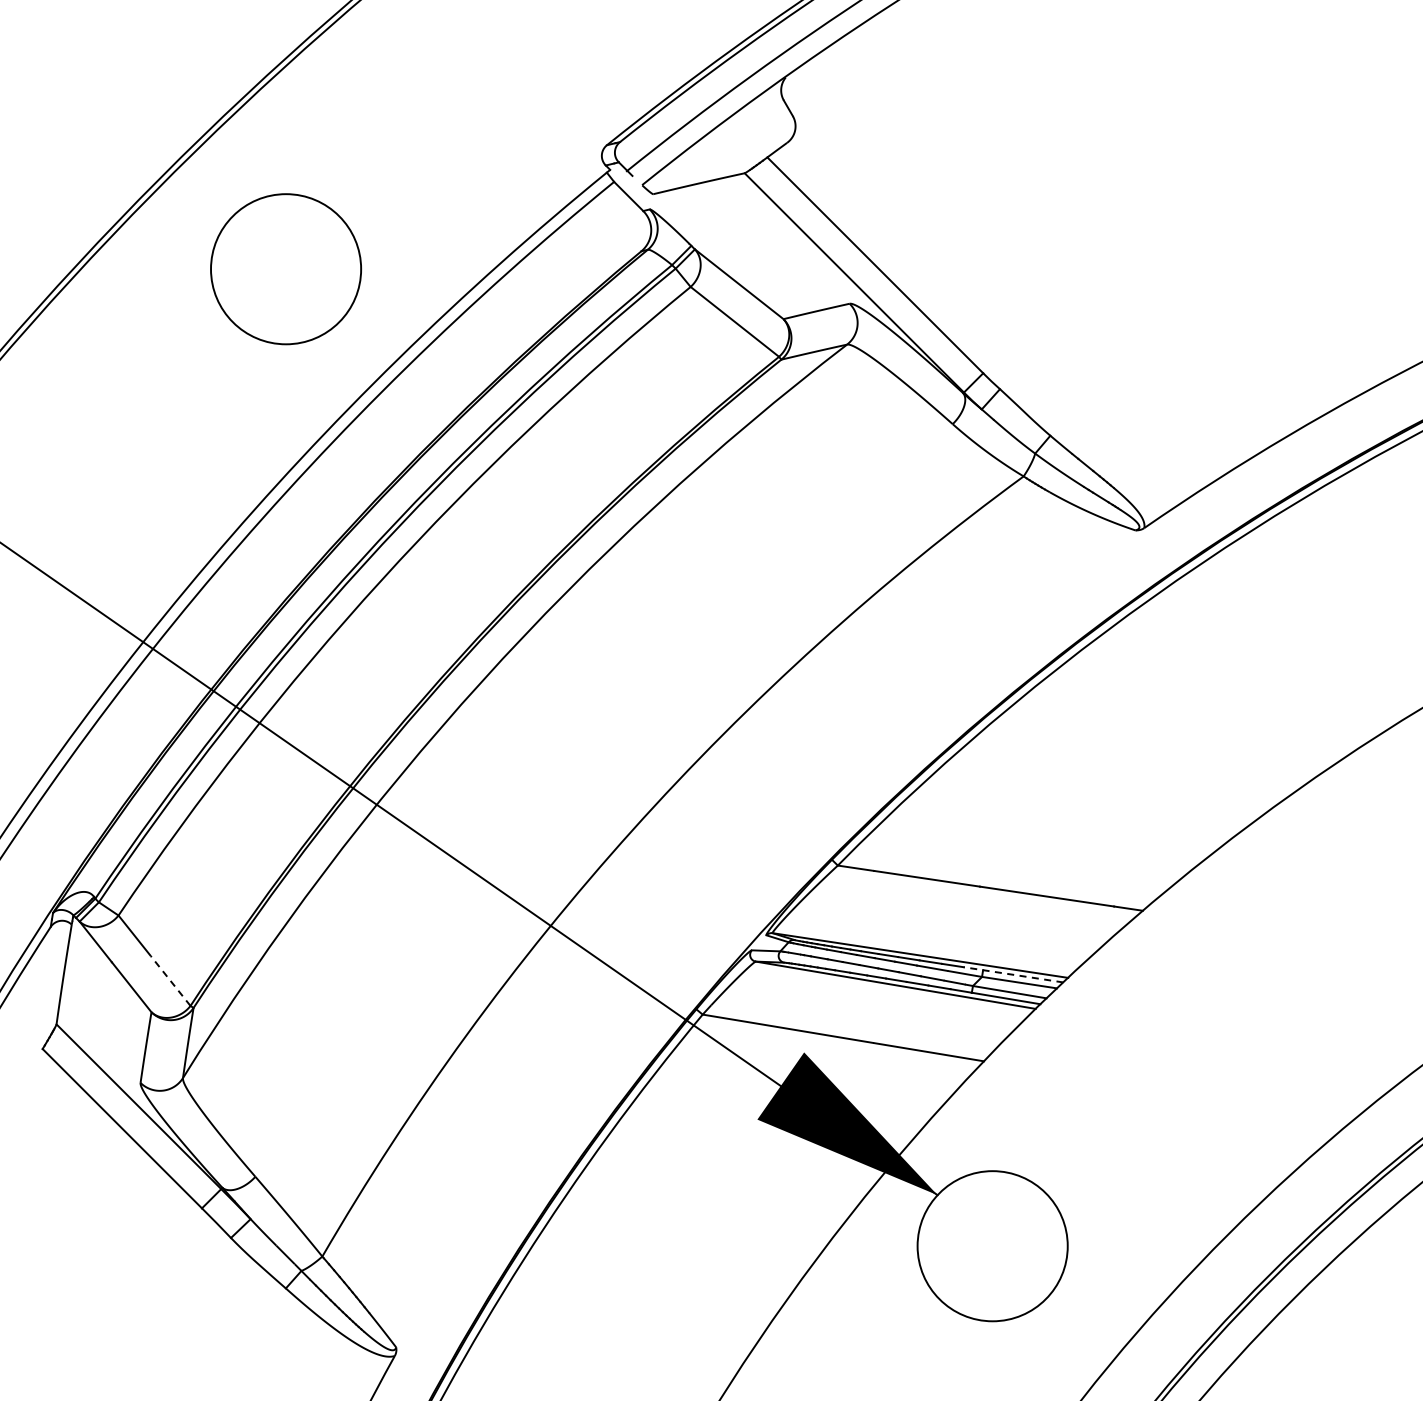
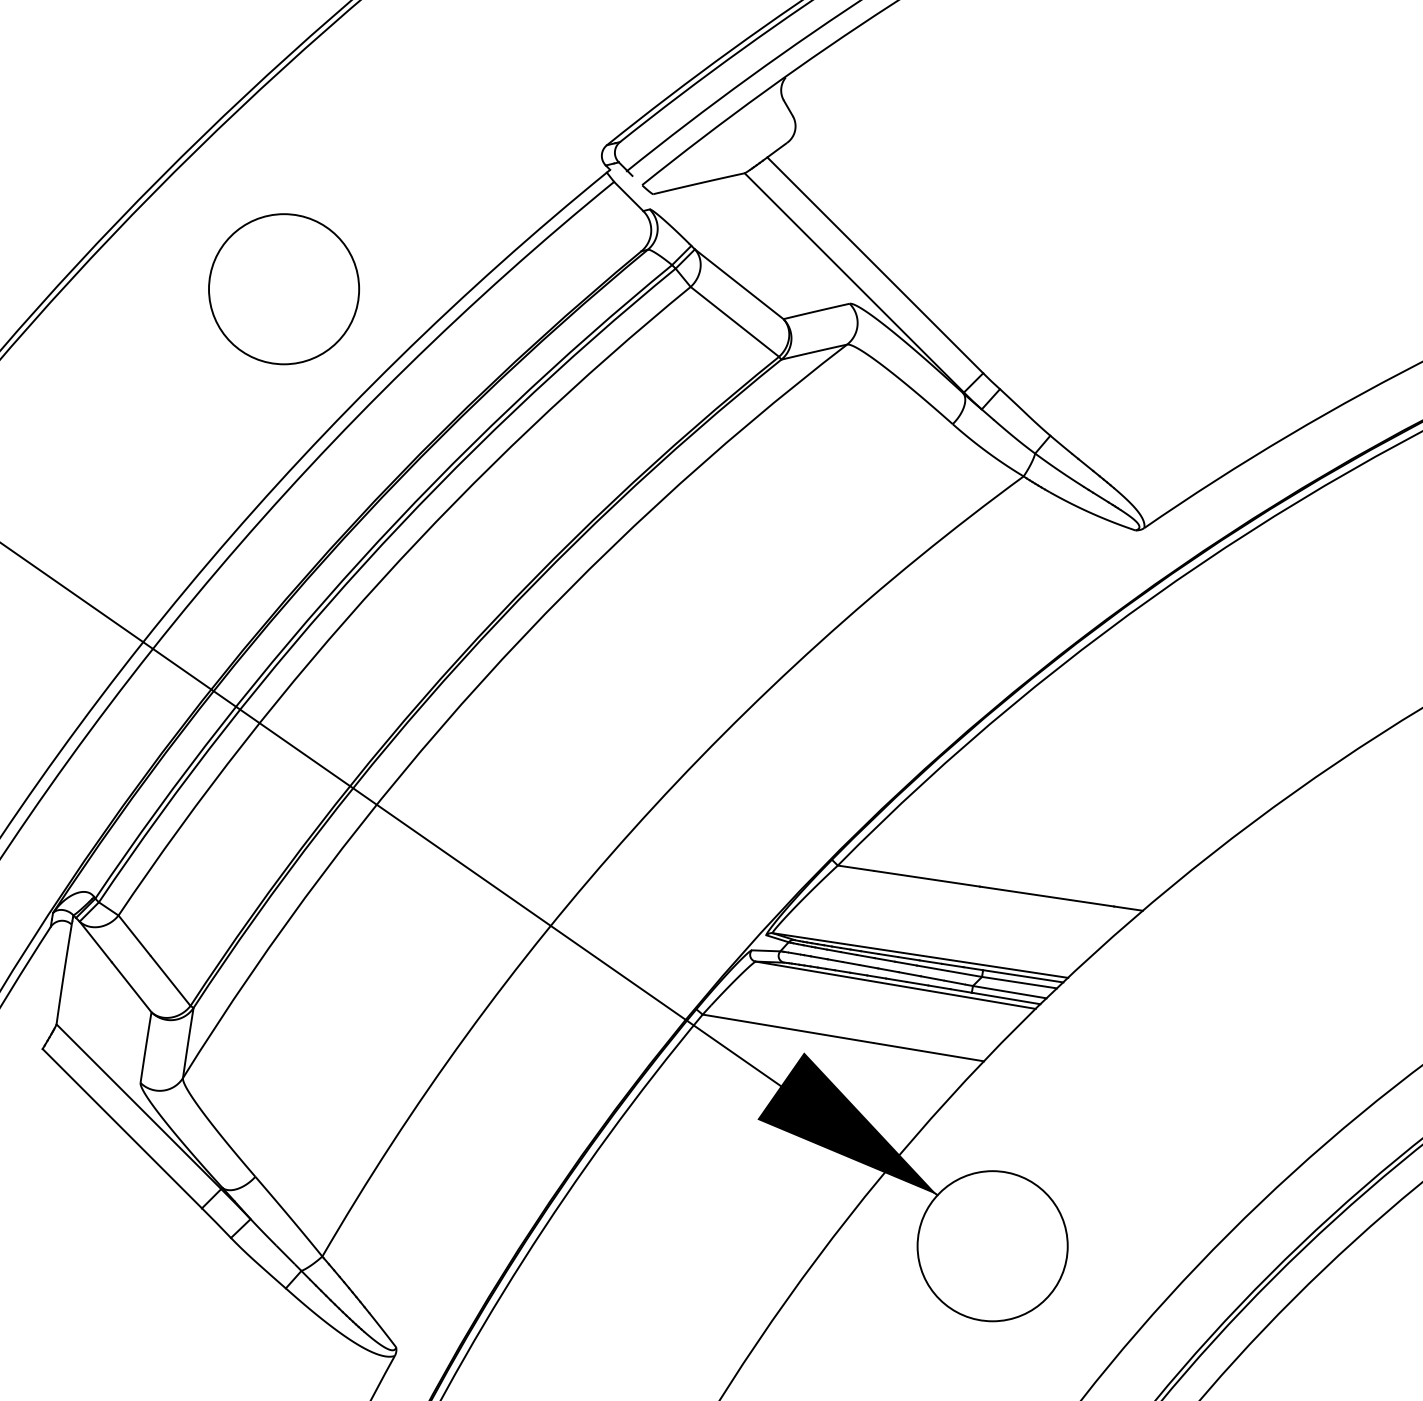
circle position: (285, 269) -> (283, 289) (283, 289)
line: dashed -> solid (1013, 974)
line: dashed -> solid (170, 981)
